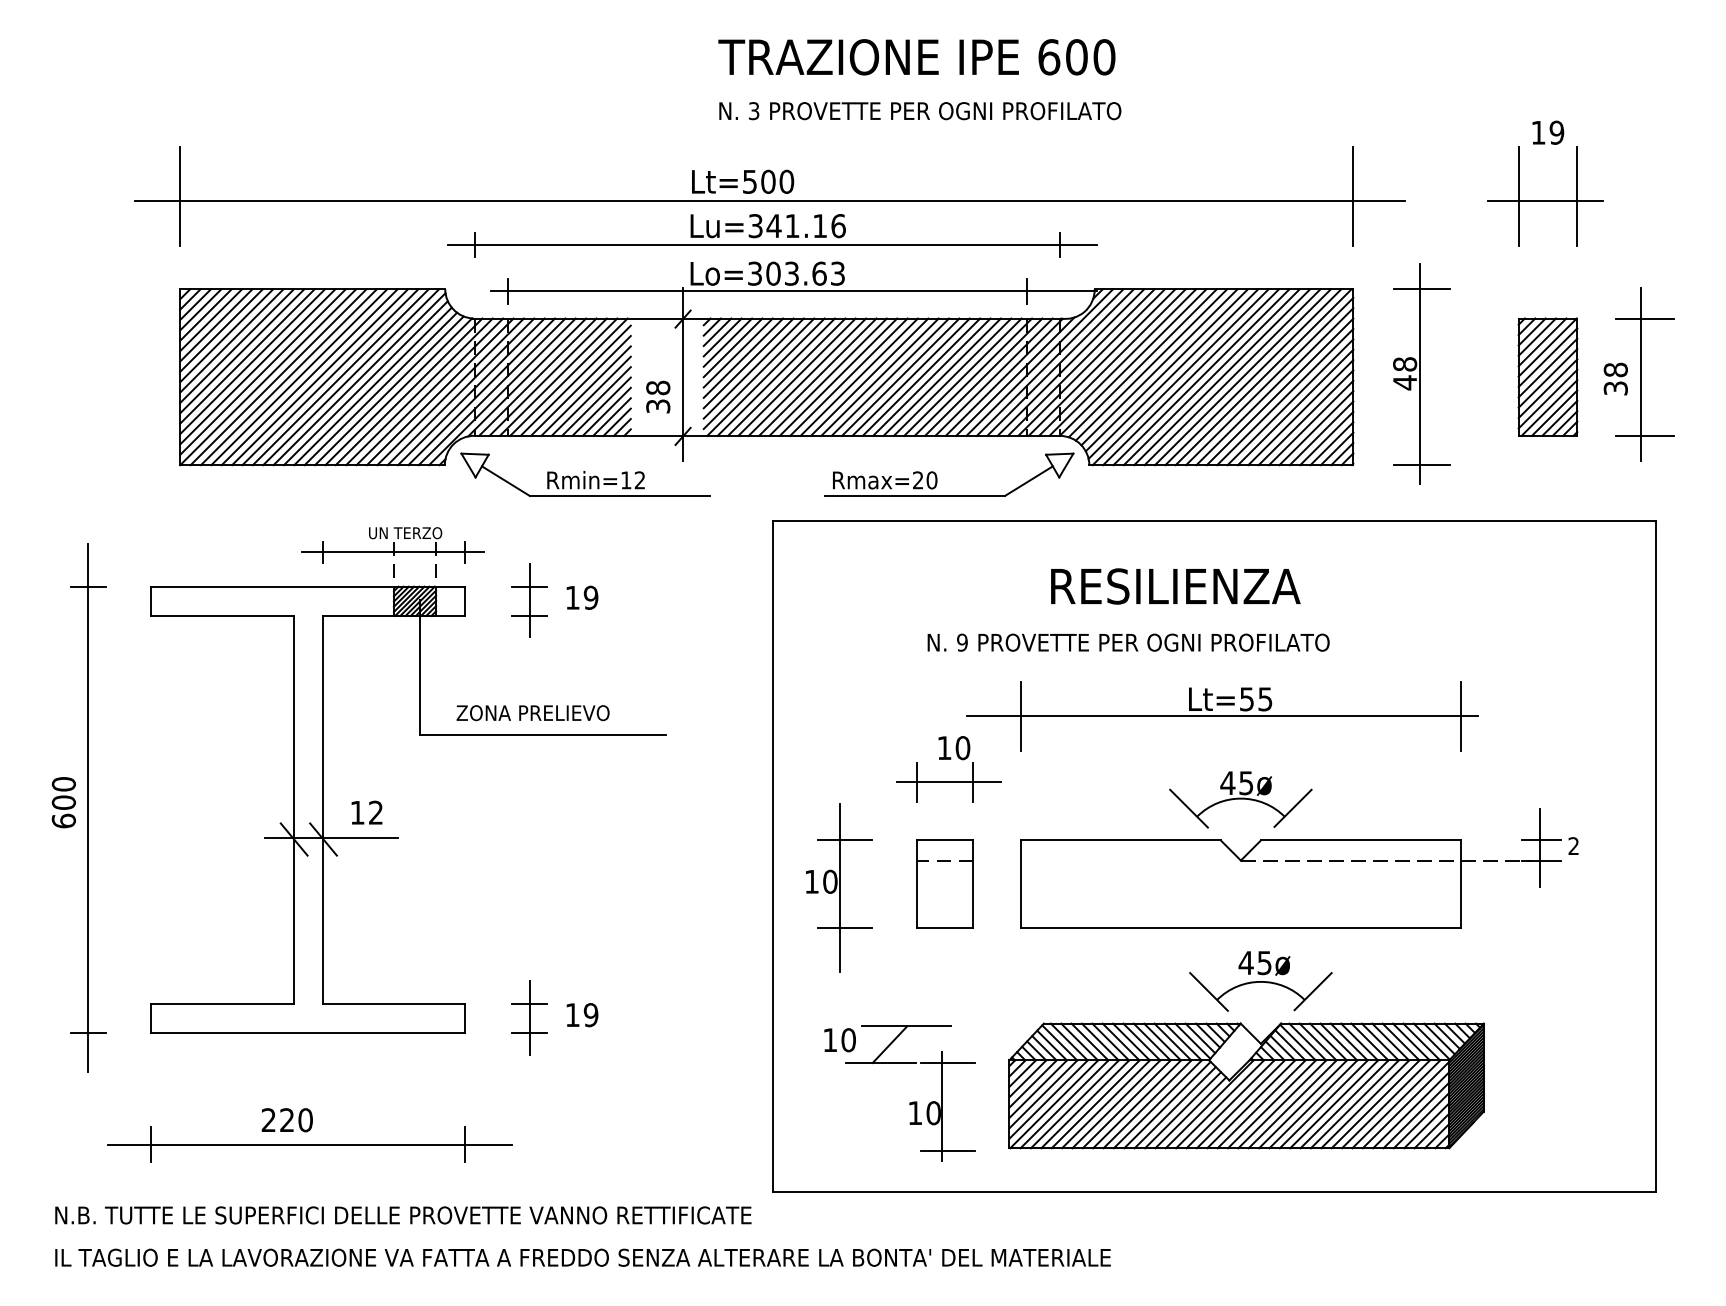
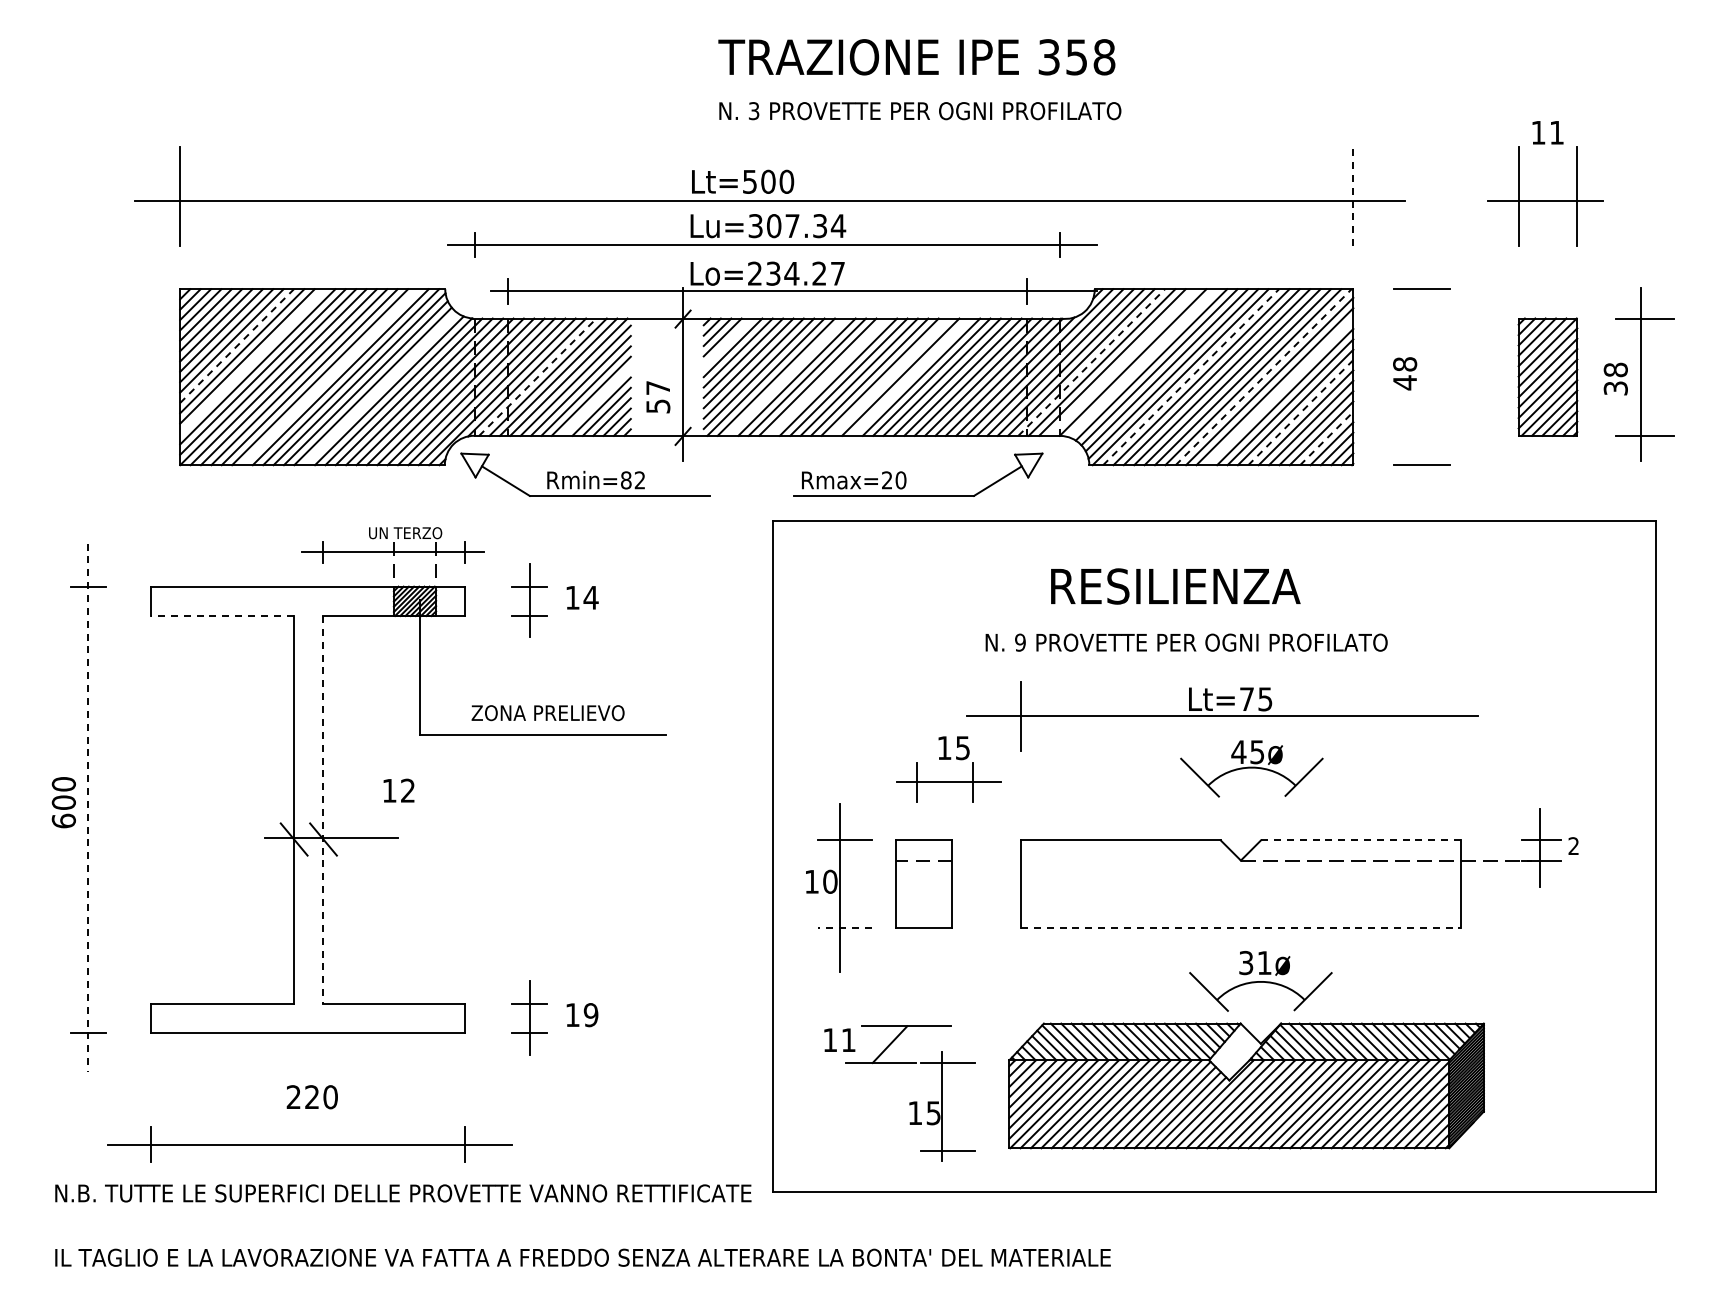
text: 600 -> 358 (1076, 57)
text: 19 -> 11 (1556, 132)
line: solid -> dashed (1353, 196)
text: Lu=341.16 -> Lu=307.34 (806, 226)
text: Lo=303.63 -> Lo=234.27 (796, 273)
line: present -> none (727, 342)
line: solid -> dashed (237, 345)
line: present -> none (252, 361)
line: solid -> dashed (1091, 362)
line: present -> none (1122, 362)
line: present -> none (1142, 363)
line: present -> none (1420, 374)
line: present -> none (786, 376)
line: present -> none (827, 376)
line: present -> none (890, 376)
line: present -> none (910, 376)
line: solid -> dashed (1191, 376)
line: solid -> dashed (1264, 376)
line: present -> none (330, 377)
line: solid -> dashed (537, 377)
line: present -> none (380, 388)
line: present -> none (1279, 391)
text: 38 -> 57 (658, 396)
line: present -> none (596, 401)
line: solid -> dashed (1301, 412)
line: solid -> dashed (1326, 438)
part position: (937, 477) -> (906, 477) (906, 477)
text: Rmin=12 -> Rmin=82 (626, 480)
text: 19 -> 14 (590, 597)
line: solid -> dashed (221, 616)
text position: (1128, 642) -> (1186, 642) (1186, 642)
text: Lt=55 -> Lt=75 (1246, 699)
text position: (532, 713) -> (547, 713) (547, 713)
line: present -> none (1460, 716)
text: 10 -> 15 (962, 748)
part position: (1240, 799) -> (1251, 768) (1251, 768)
line: solid -> dashed (88, 808)
line: solid -> dashed (322, 810)
text position: (366, 812) -> (398, 790) (398, 790)
line: solid -> dashed (1360, 840)
part position: (944, 883) -> (923, 883) (923, 883)
line: solid -> dashed (844, 928)
line: solid -> dashed (1240, 928)
text: 45ø -> 31ø (1254, 962)
text: 10 -> 11 (848, 1040)
text: 10 -> 15 (933, 1113)
text position: (286, 1120) -> (311, 1097) (311, 1097)
text position: (403, 1215) -> (403, 1193) (403, 1193)
